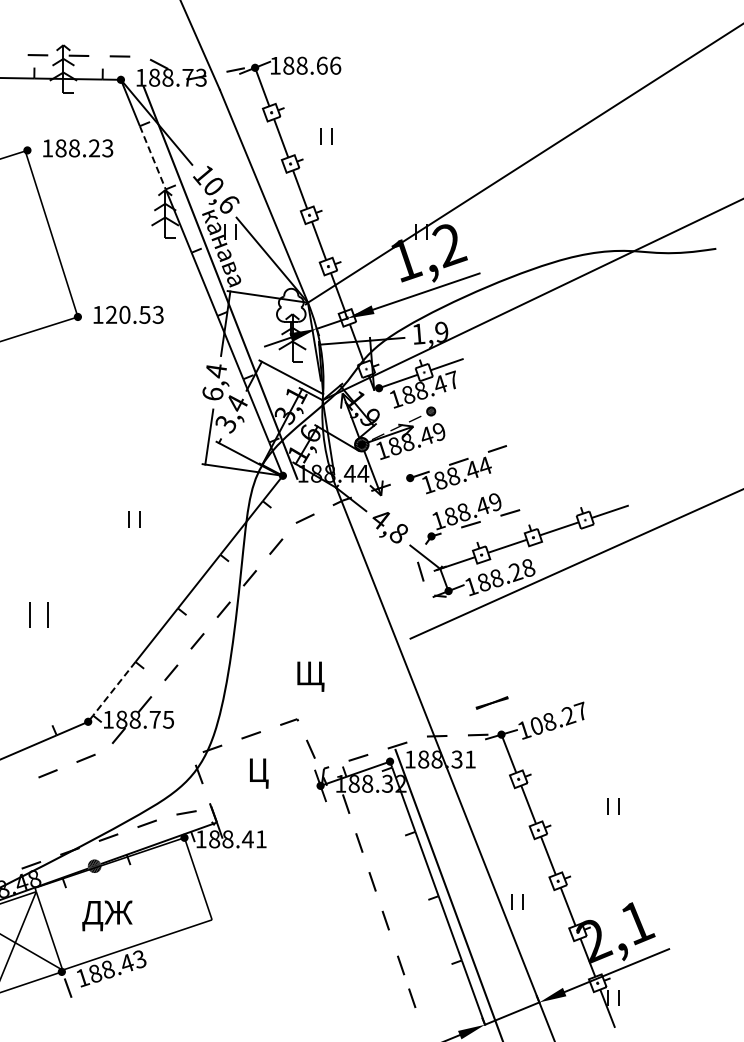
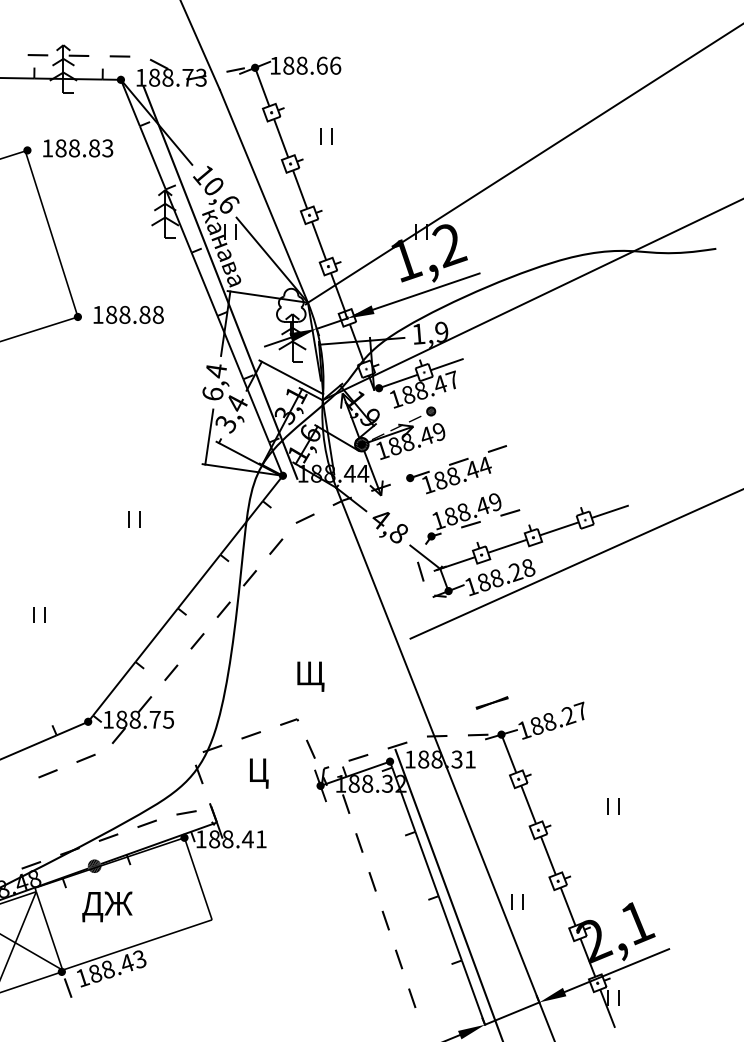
text: 188.23 -> 188.83 (94, 148)
line: dashed -> solid (153, 158)
text: 120.53 -> 188.88 (134, 314)
part size: 20x26 px -> 13x16 px (39, 614)
line: dashed -> solid (114, 689)
text: 108.27 -> 188.27 (537, 725)
text position: (107, 915) -> (107, 906) (107, 906)
line position: (401, 965) -> (399, 959) (399, 959)
